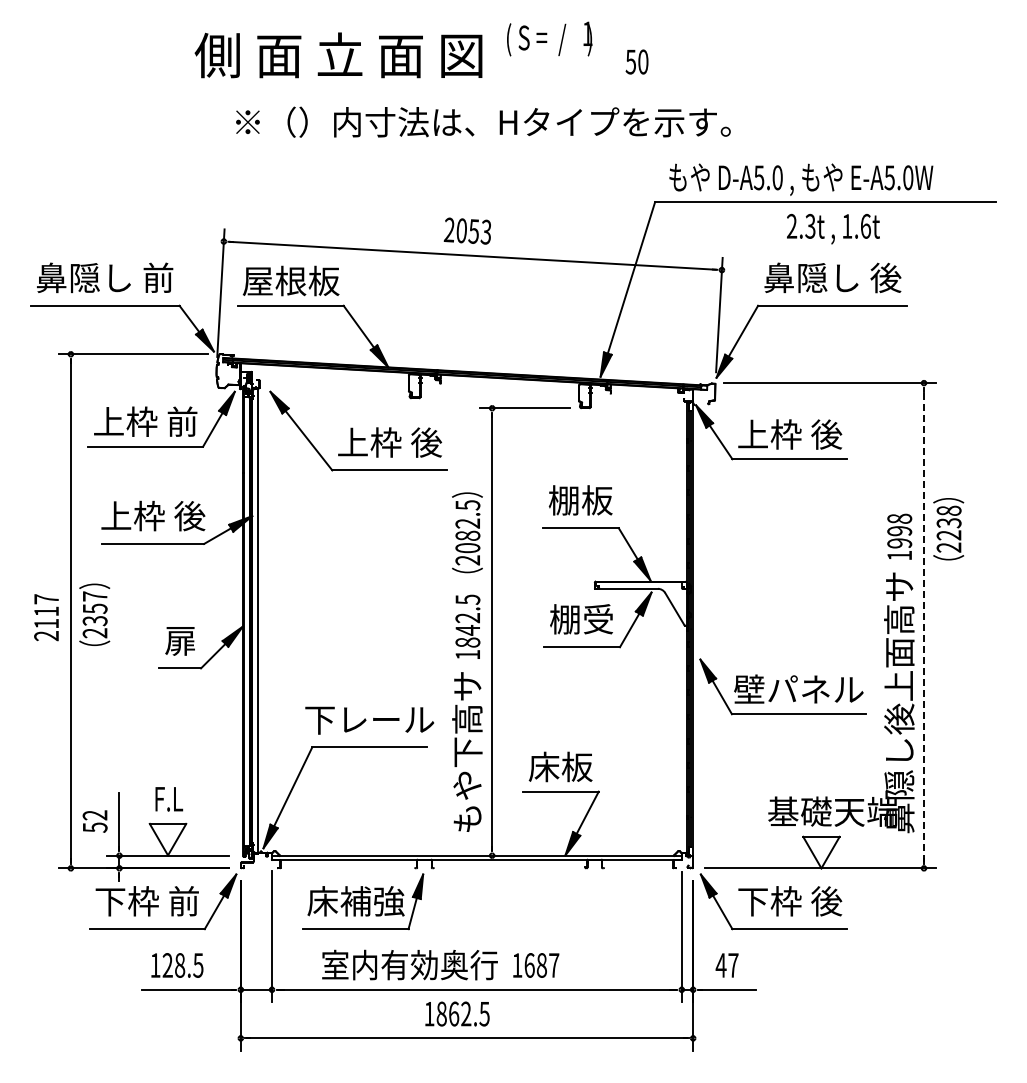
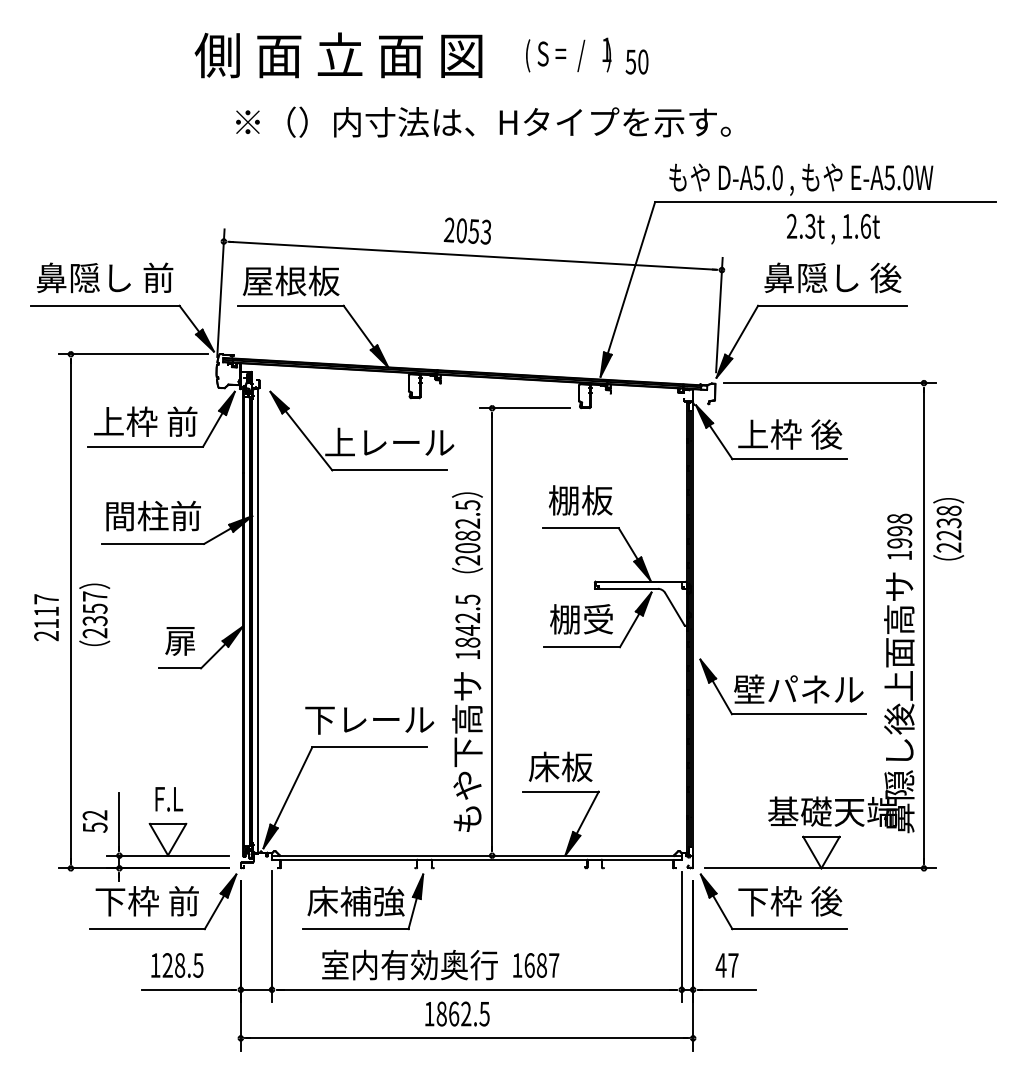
text position: (549, 38) -> (568, 54) (568, 54)
text: 上枠 後 -> 上レール (389, 442)
text: 上枠 後 -> 間柱前 (153, 515)
line: dashed -> solid (924, 625)
